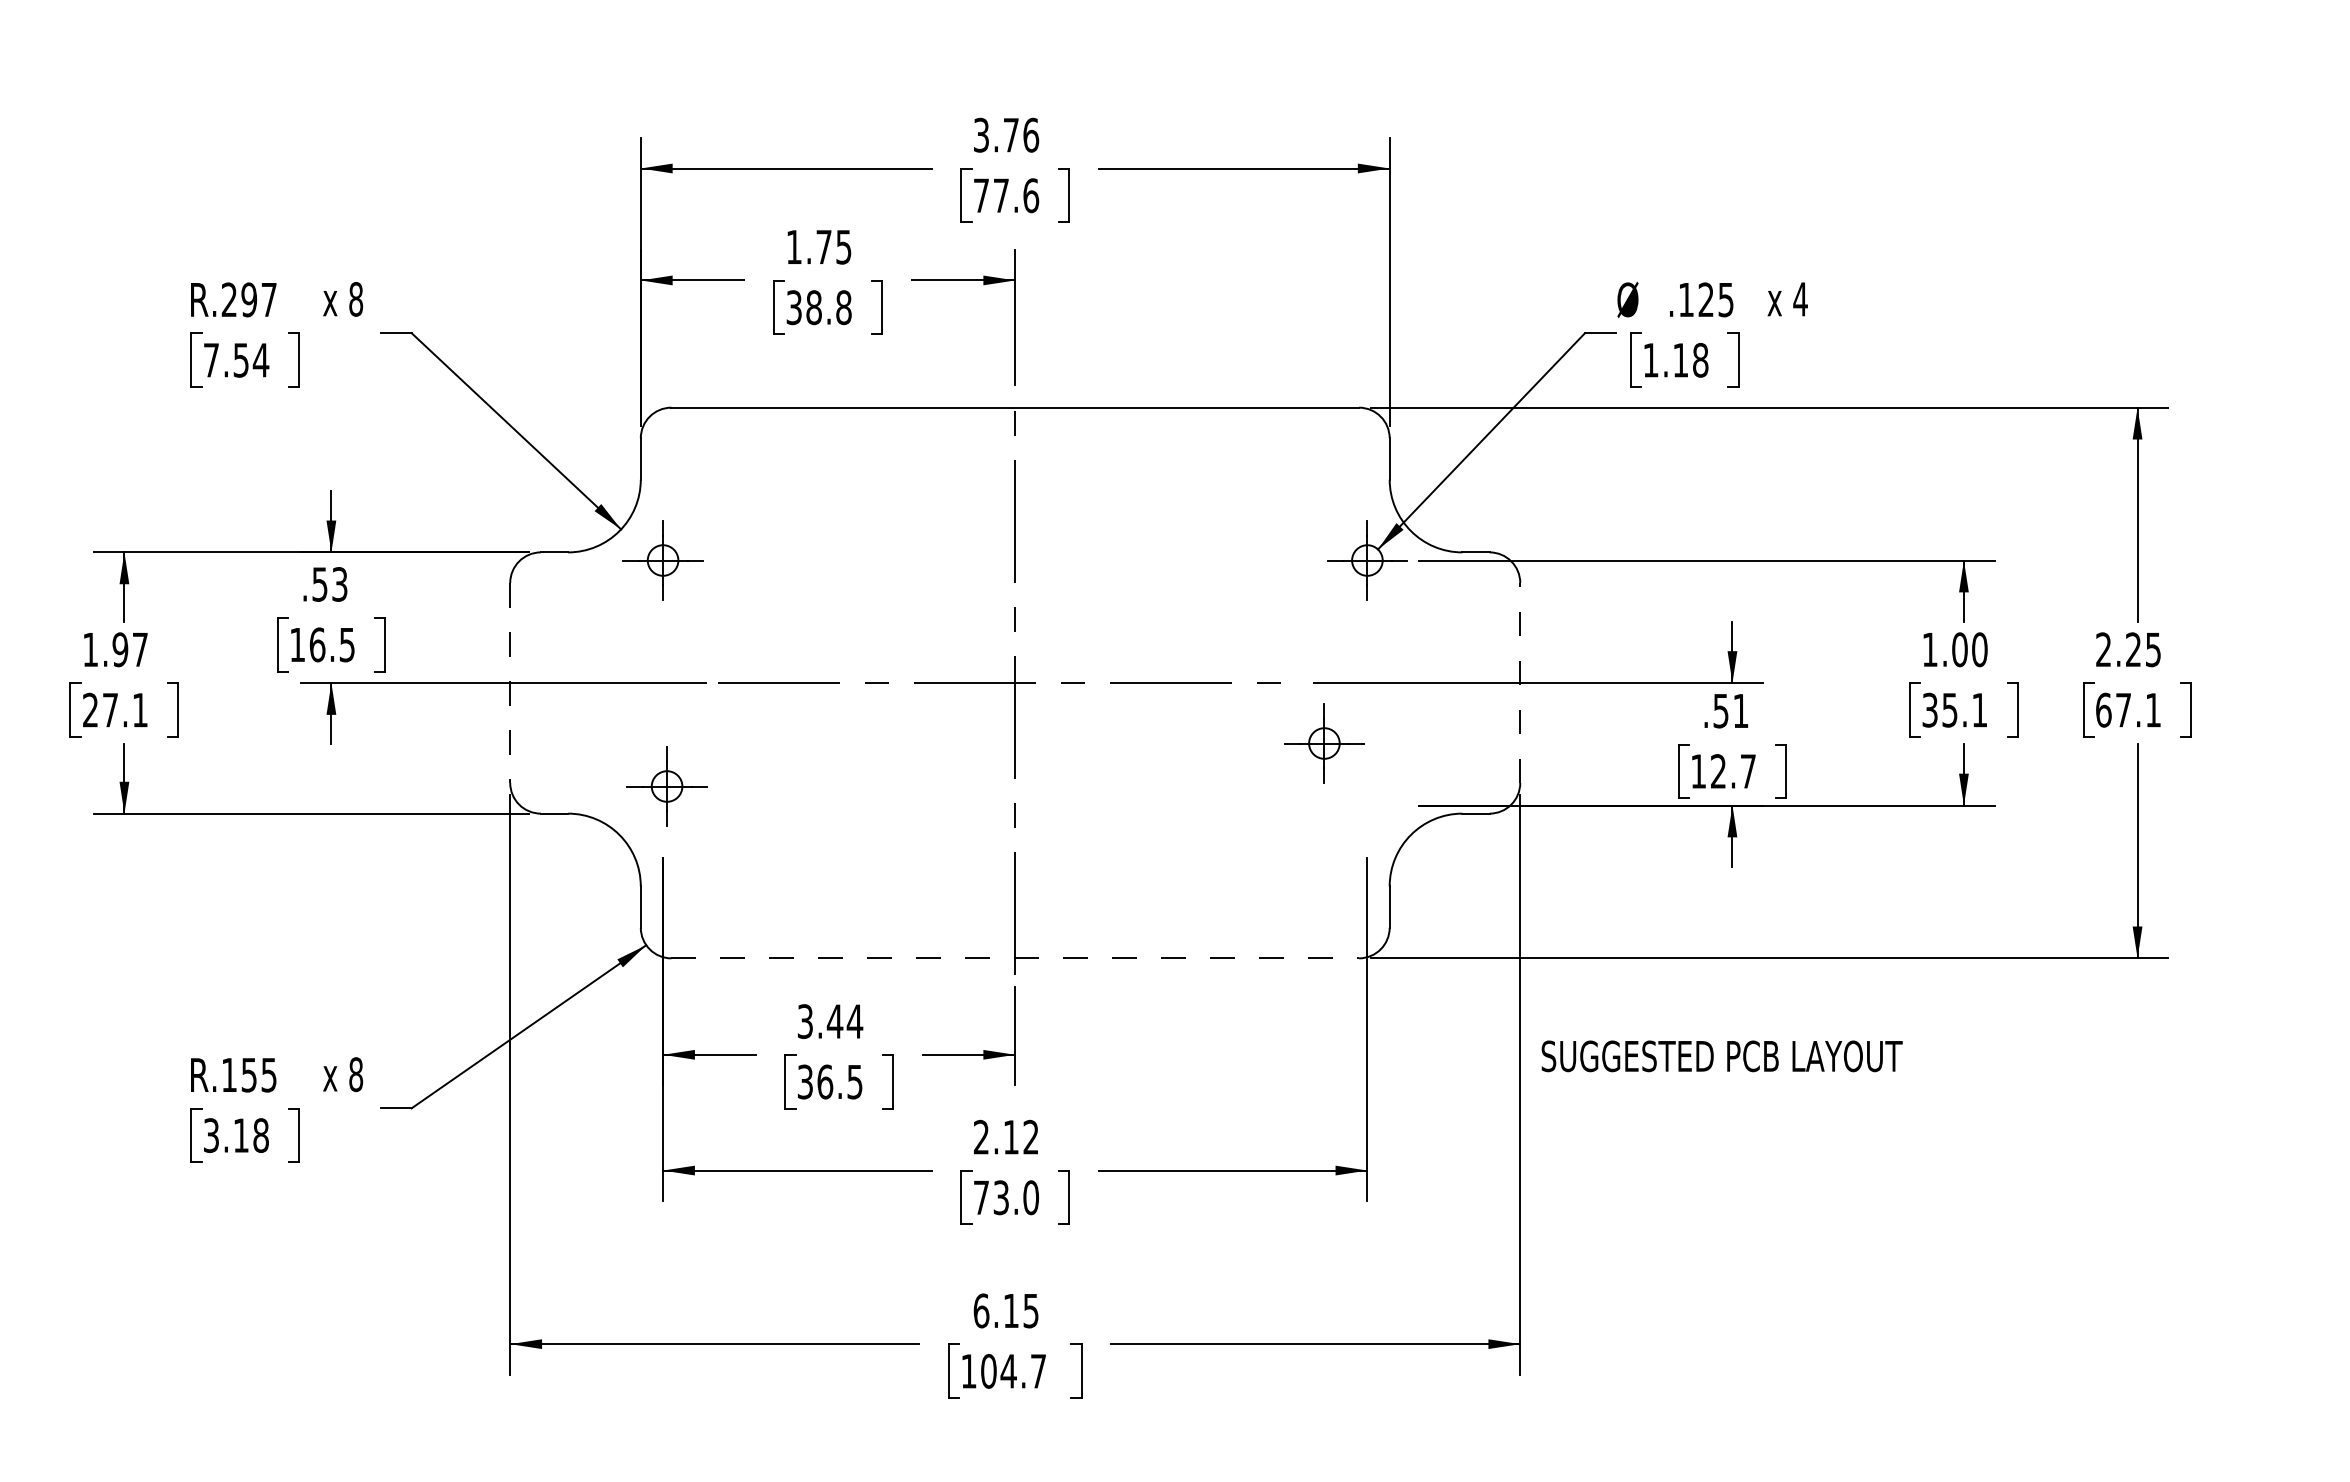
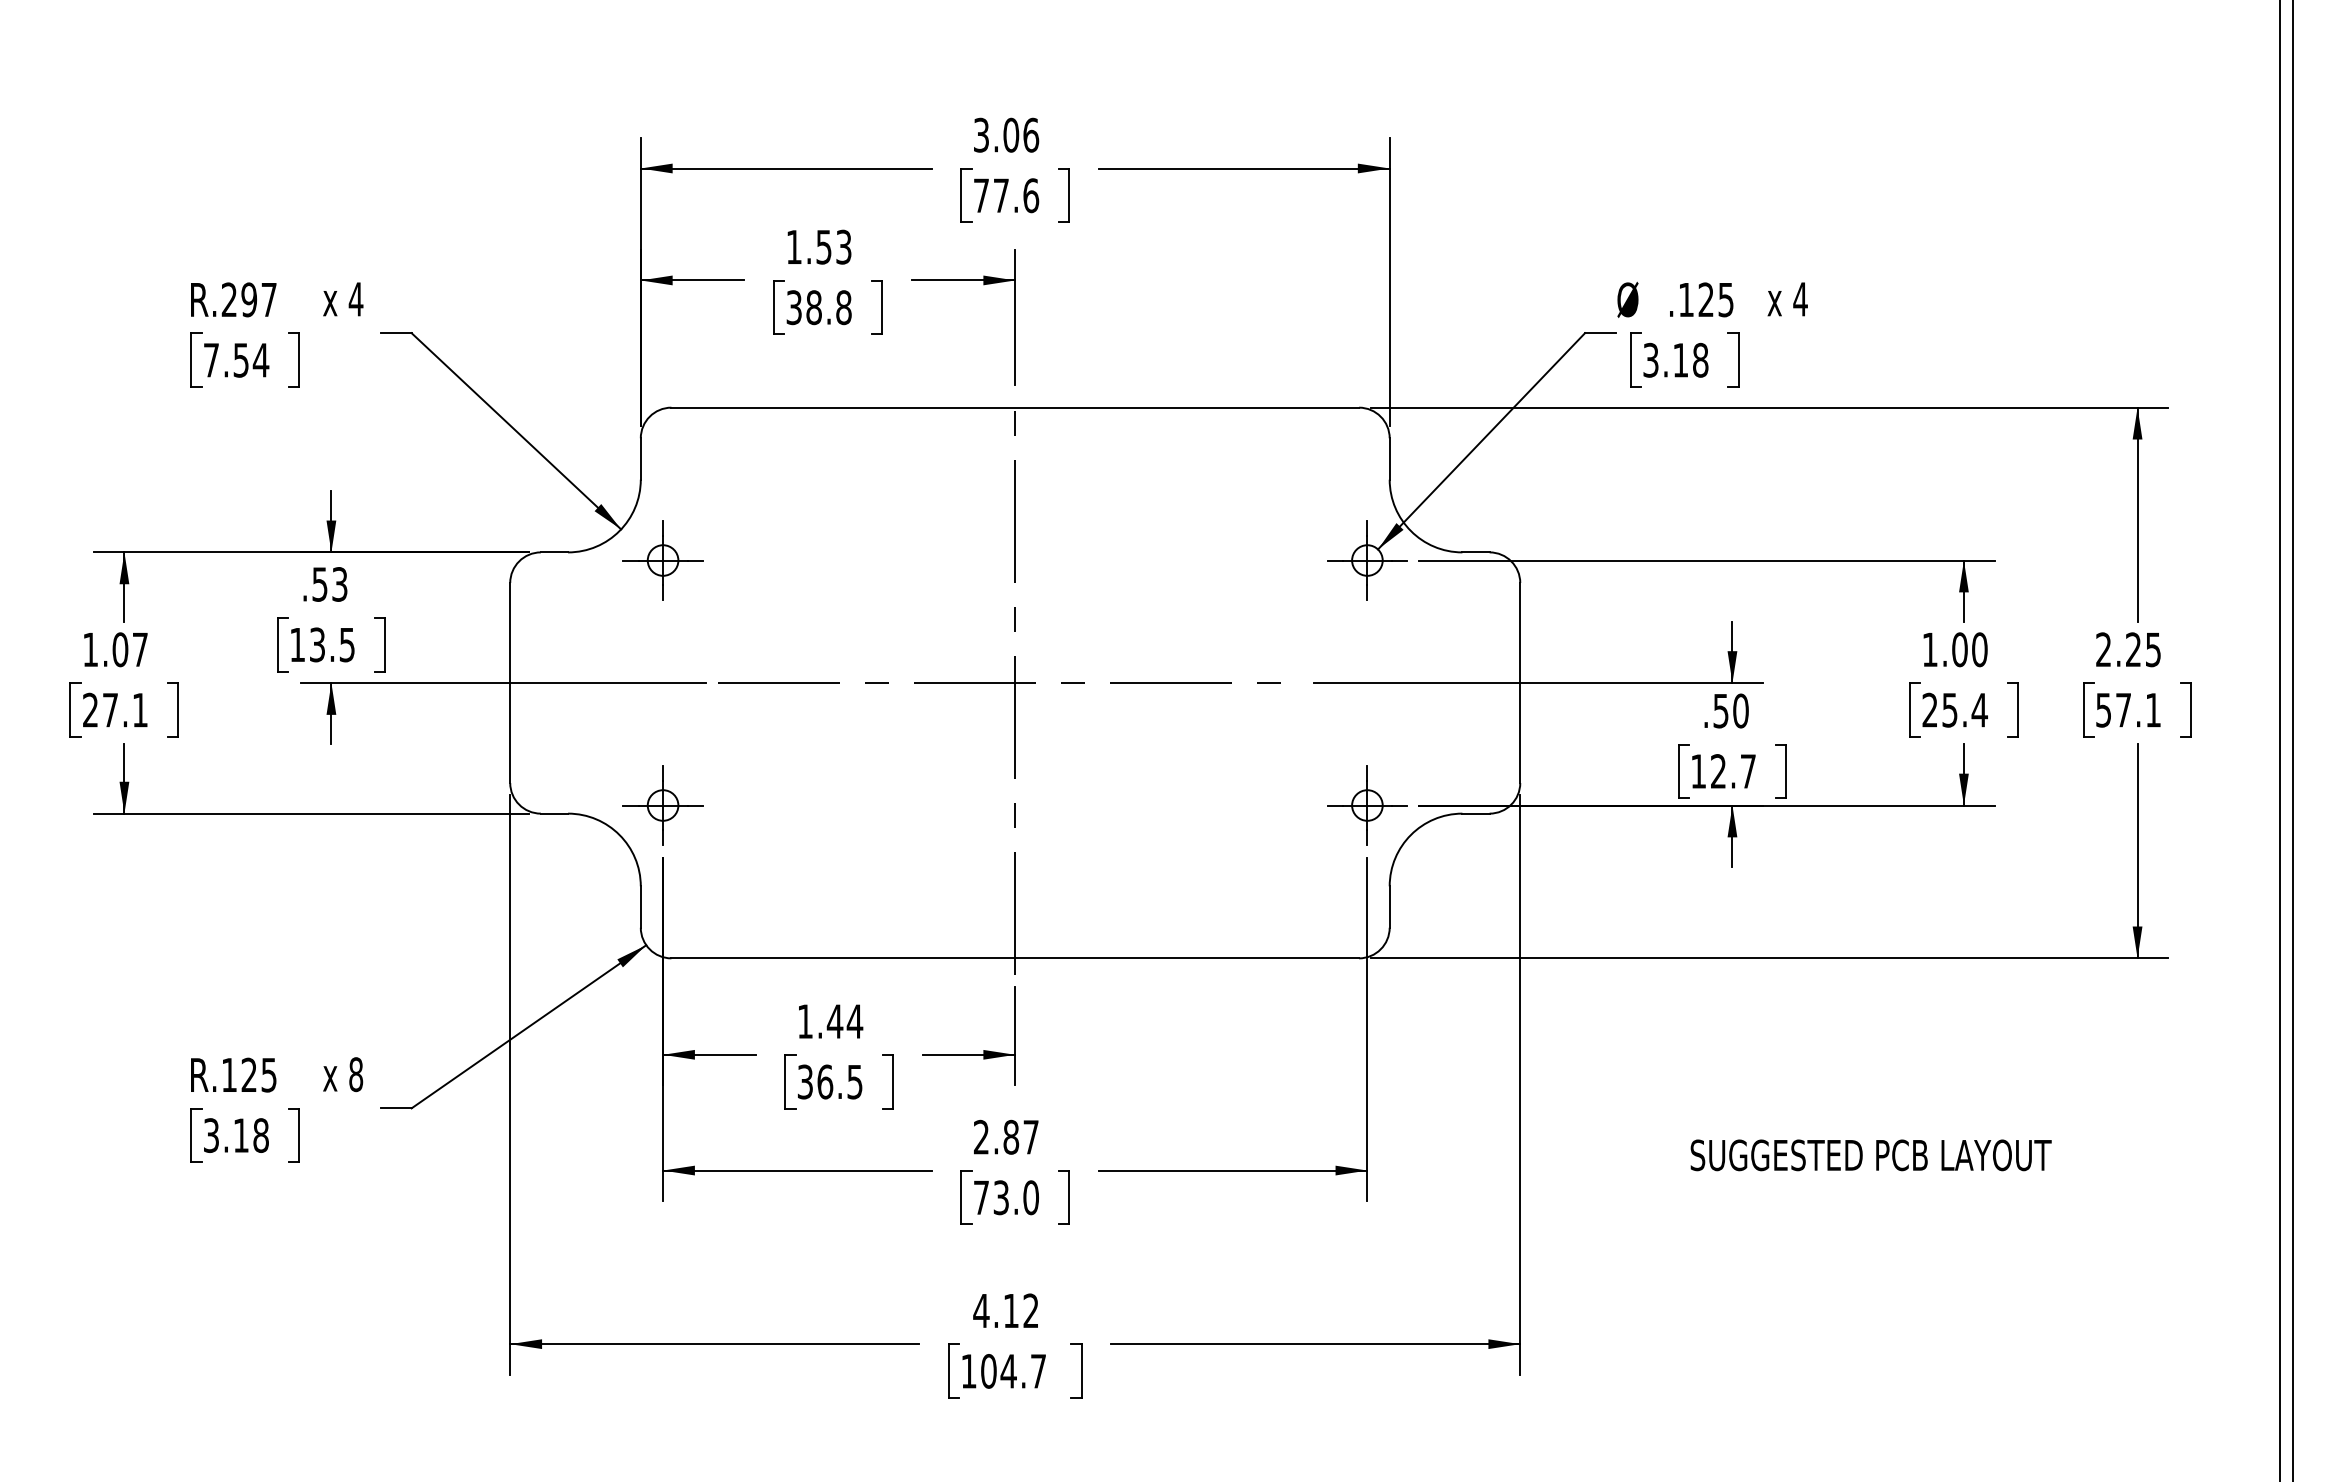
text: 3.76 -> 3.06 (1011, 134)
text: 1.75 -> 1.53 (833, 246)
text: 8 -> 4 (355, 299)
text: 1.18 -> 3.18 (1650, 359)
text: 16.5 -> 13.5 (317, 644)
text: 1.97 -> 1.07 (120, 649)
line: dashed -> solid (510, 683)
line: dashed -> solid (1520, 683)
text: 67.1 -> 57.1 (2103, 709)
text: .51 -> .50 (1740, 710)
text: 35.1 -> 25.4 (1954, 710)
line: none -> present (2279, 740)
line: none -> present (2293, 740)
part position: (1324, 743) -> (1367, 805) (1367, 805)
part position: (666, 786) -> (662, 805) (662, 805)
line: dashed -> solid (1015, 958)
text: 3.44 -> 1.44 (804, 1021)
text position: (1721, 1056) -> (1870, 1155) (1870, 1155)
text: R.155 -> R.125 (248, 1074)
text: 2.12 -> 2.87 (1020, 1136)
text: 6.15 -> 4.12 (1005, 1310)
